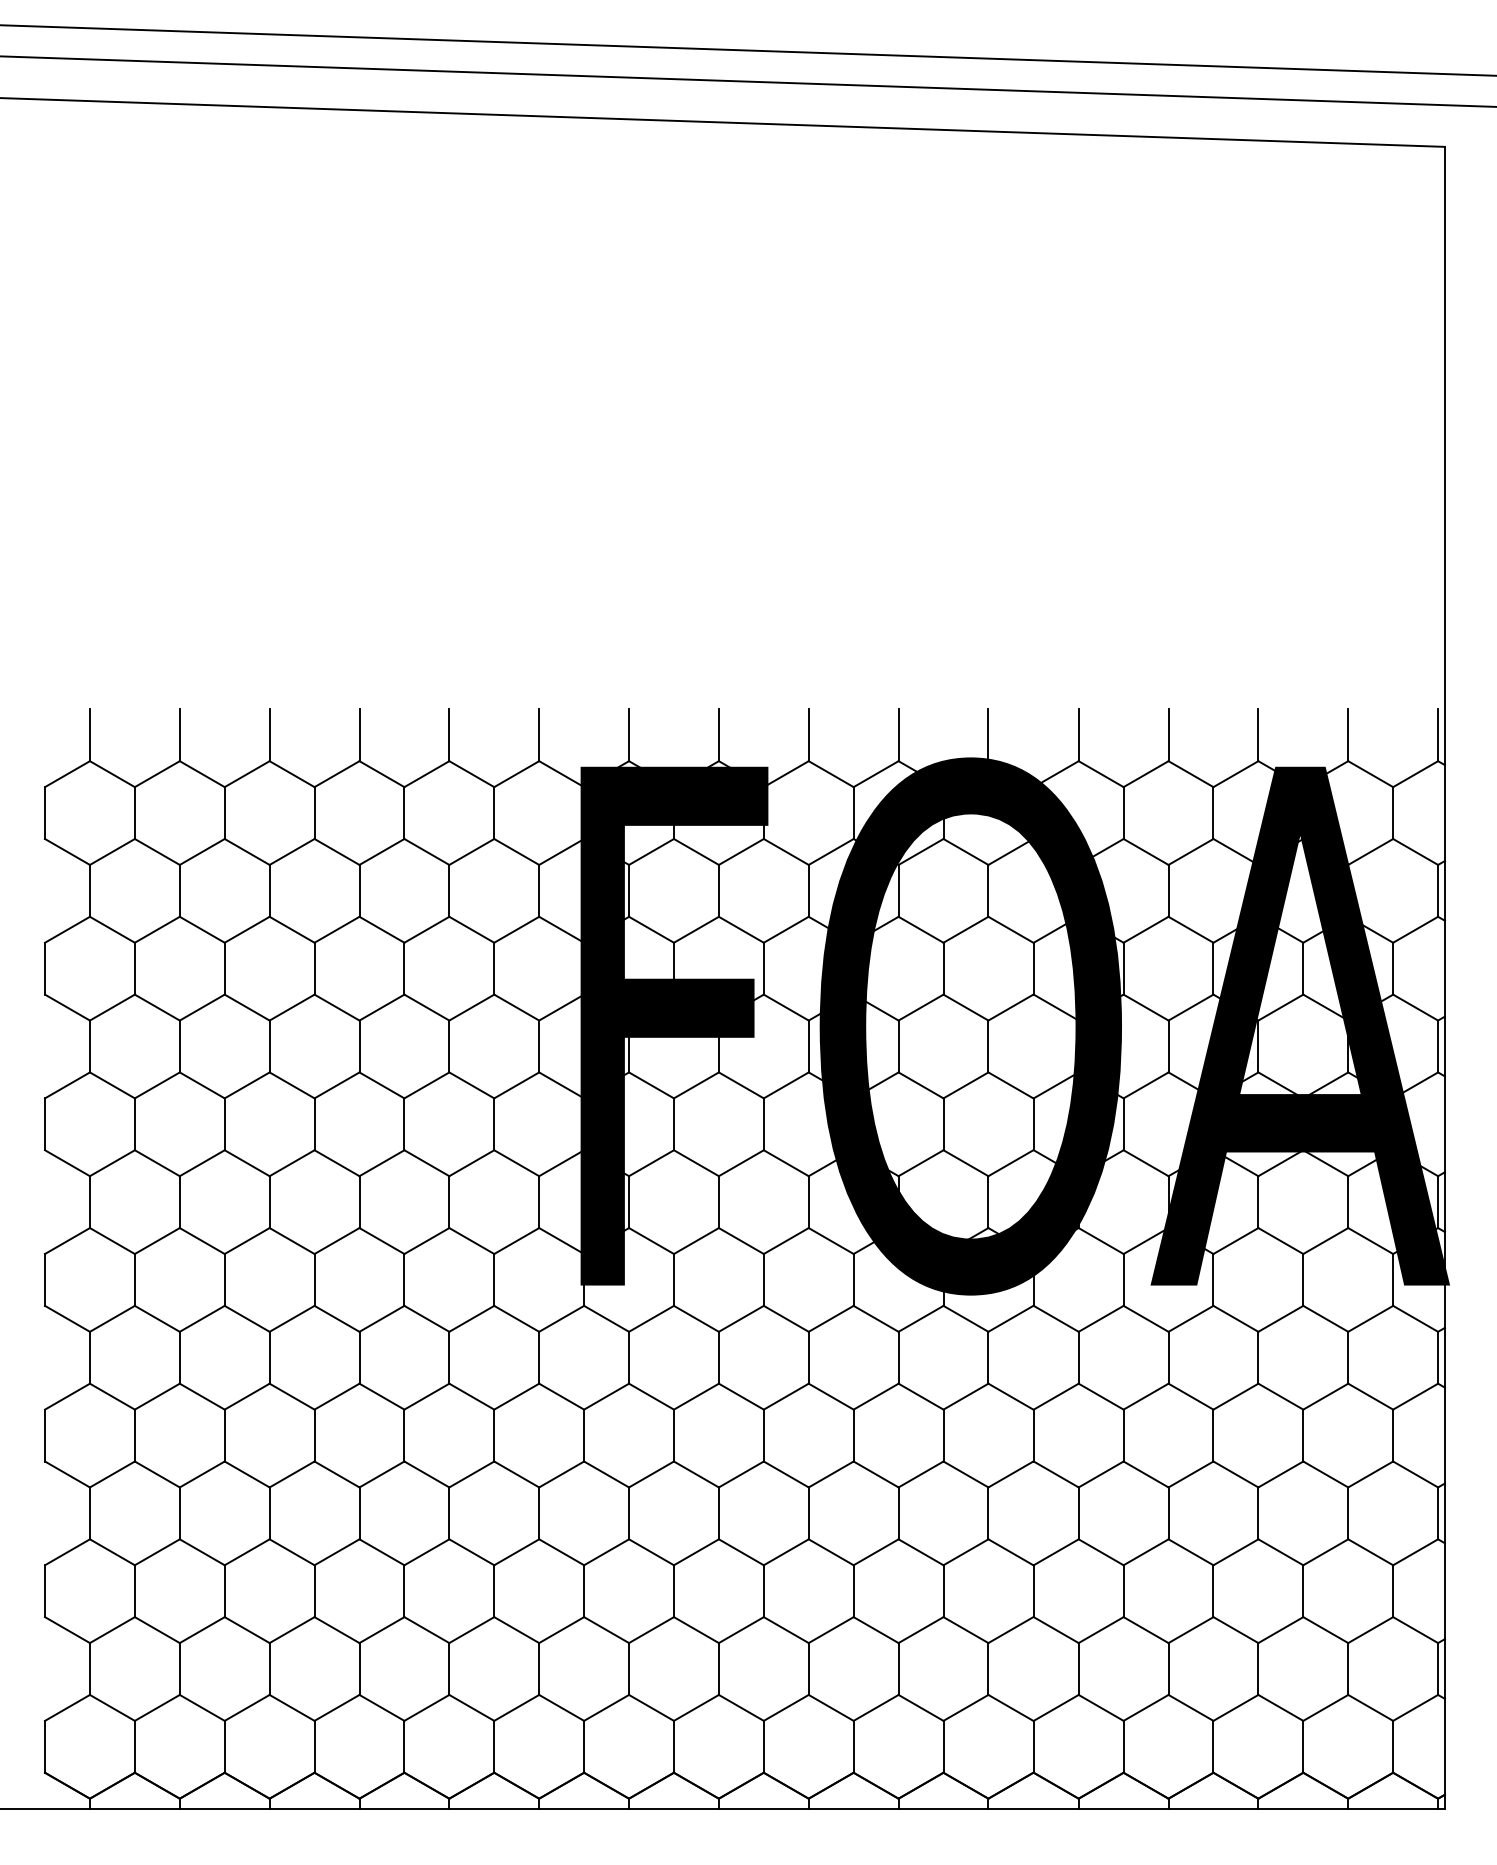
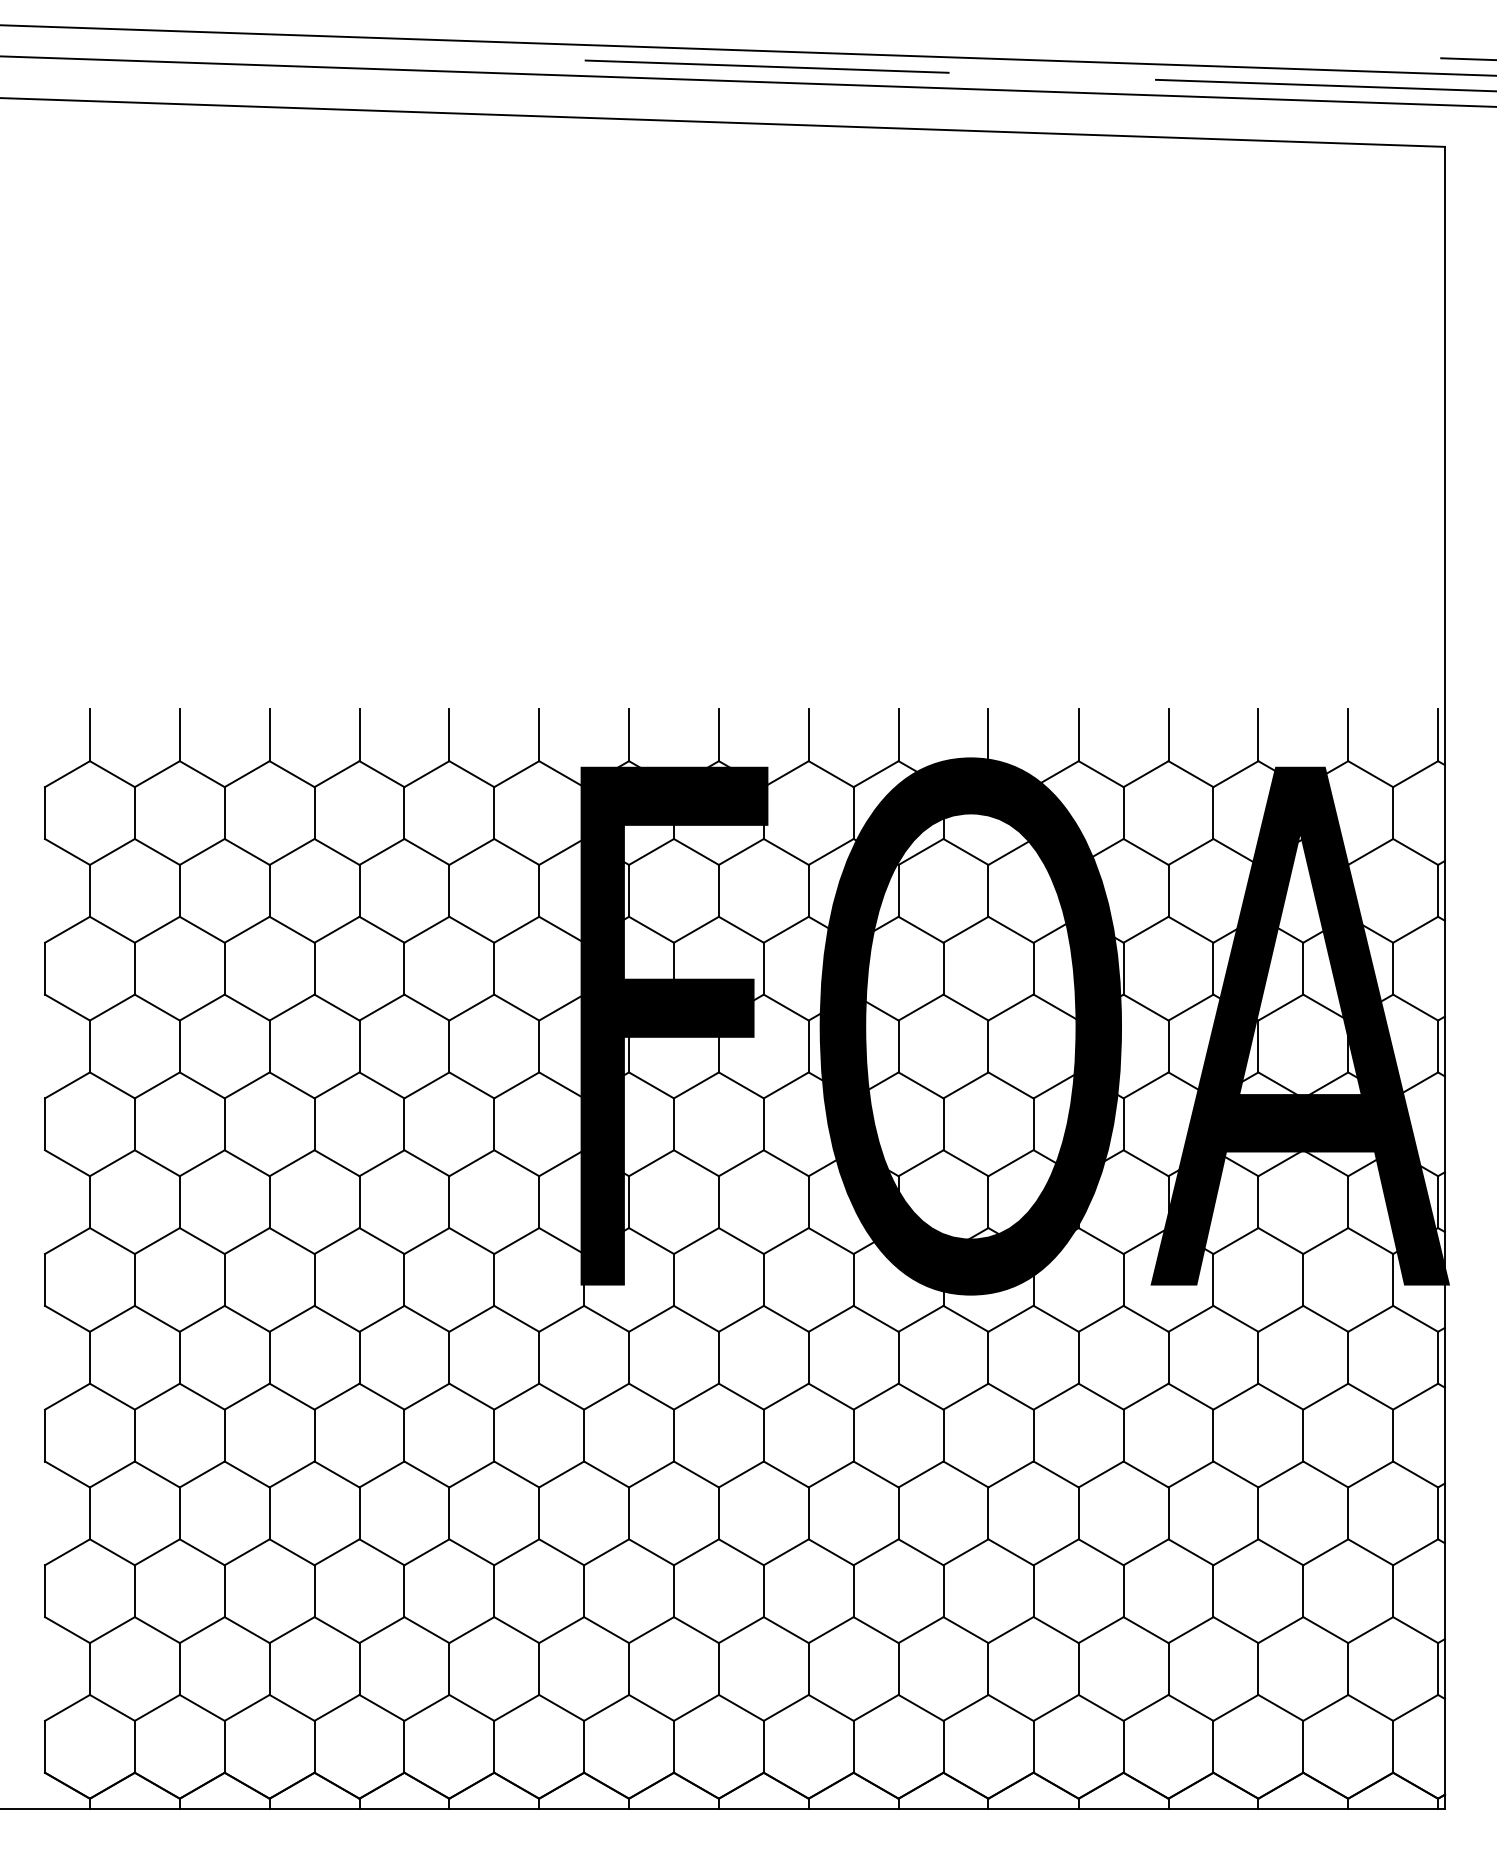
line: none -> present (1467, 59)
line: none -> present (766, 66)
line: none -> present (1324, 85)
